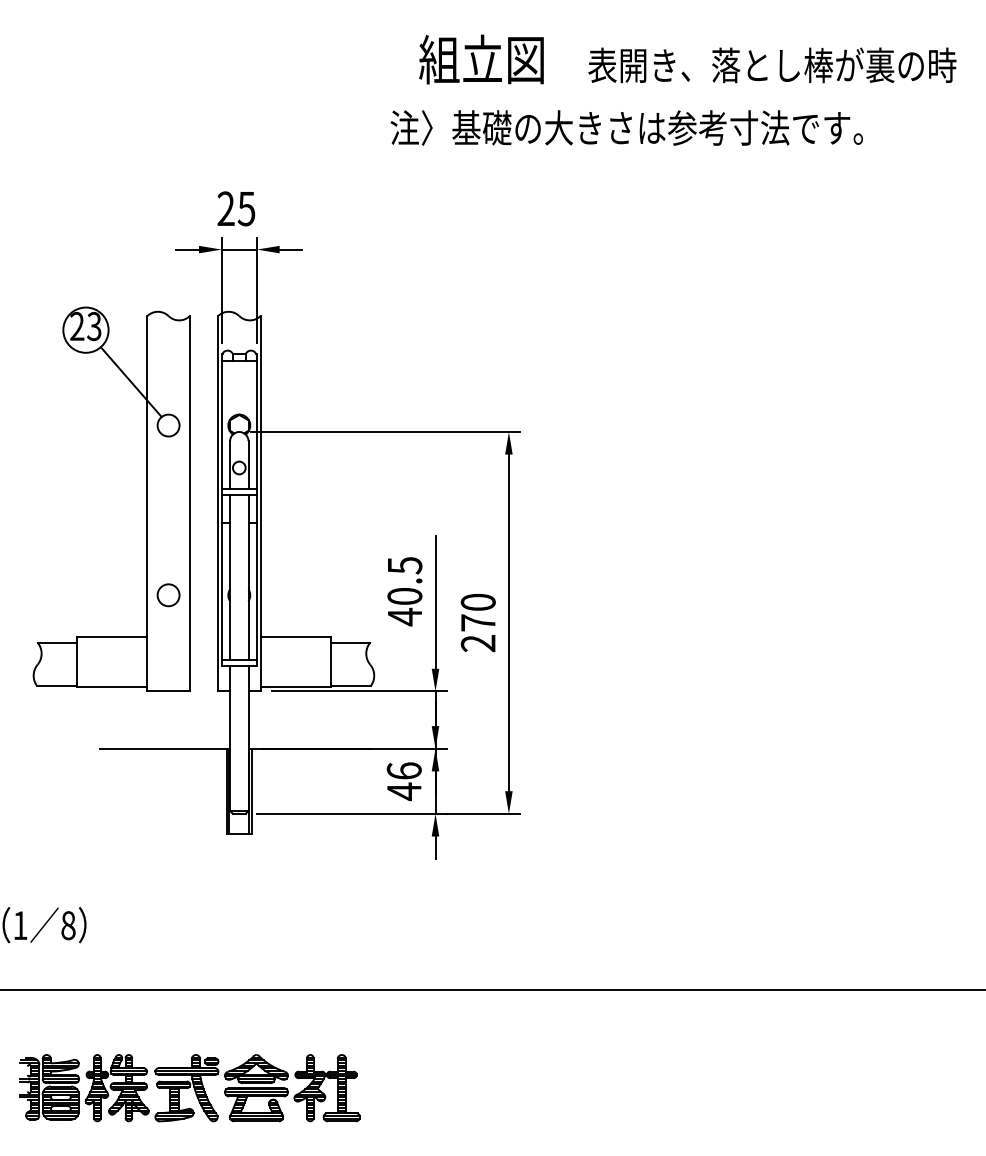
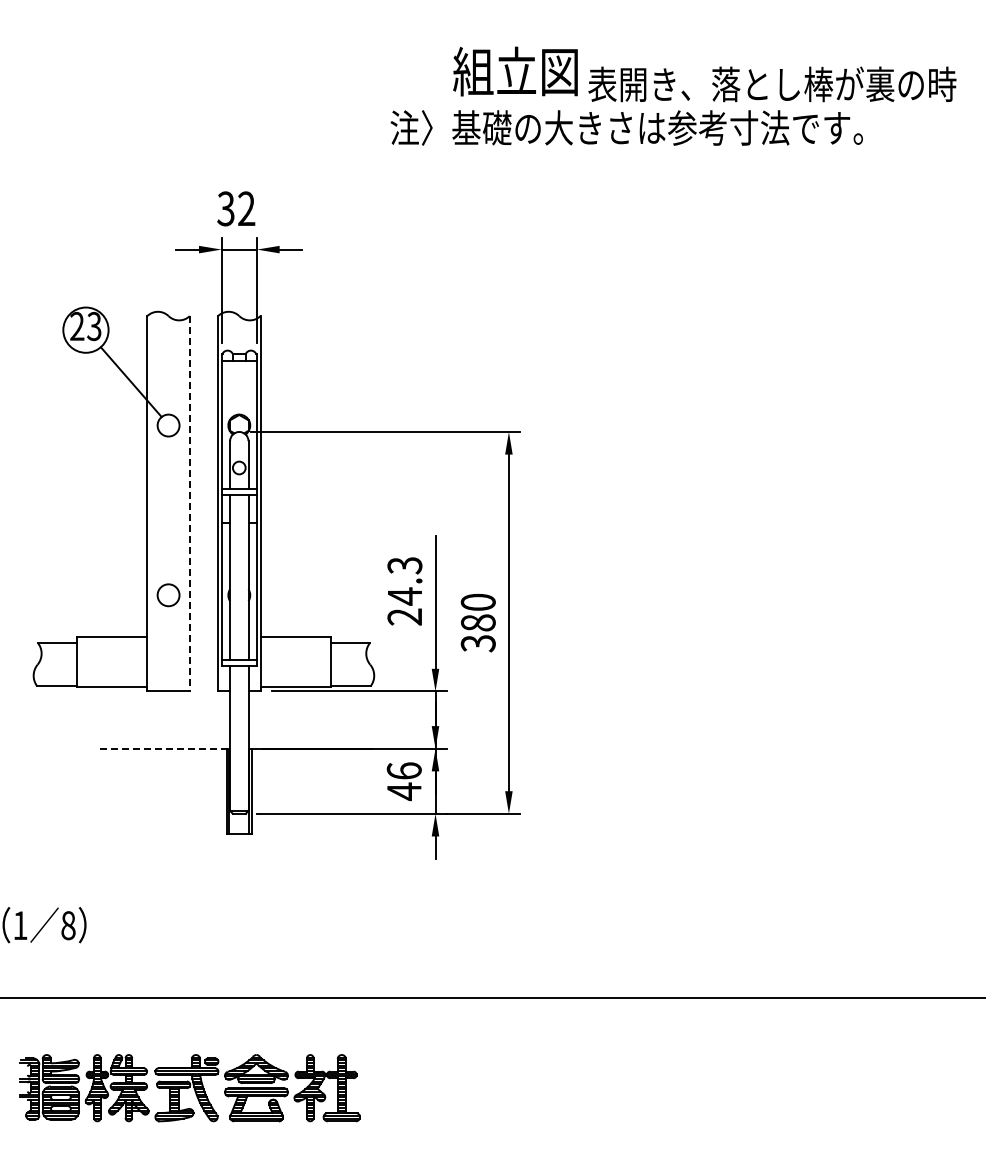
text position: (481, 59) -> (515, 71) (515, 71)
text position: (772, 65) -> (772, 84) (772, 84)
text: 25 -> 32 (236, 208)
line: solid -> dashed (189, 503)
text: 40.5 -> 24.3 (404, 591)
text: 270 -> 380 (478, 633)
line: solid -> dashed (164, 748)
line position: (492, 989) -> (492, 997) (492, 997)
